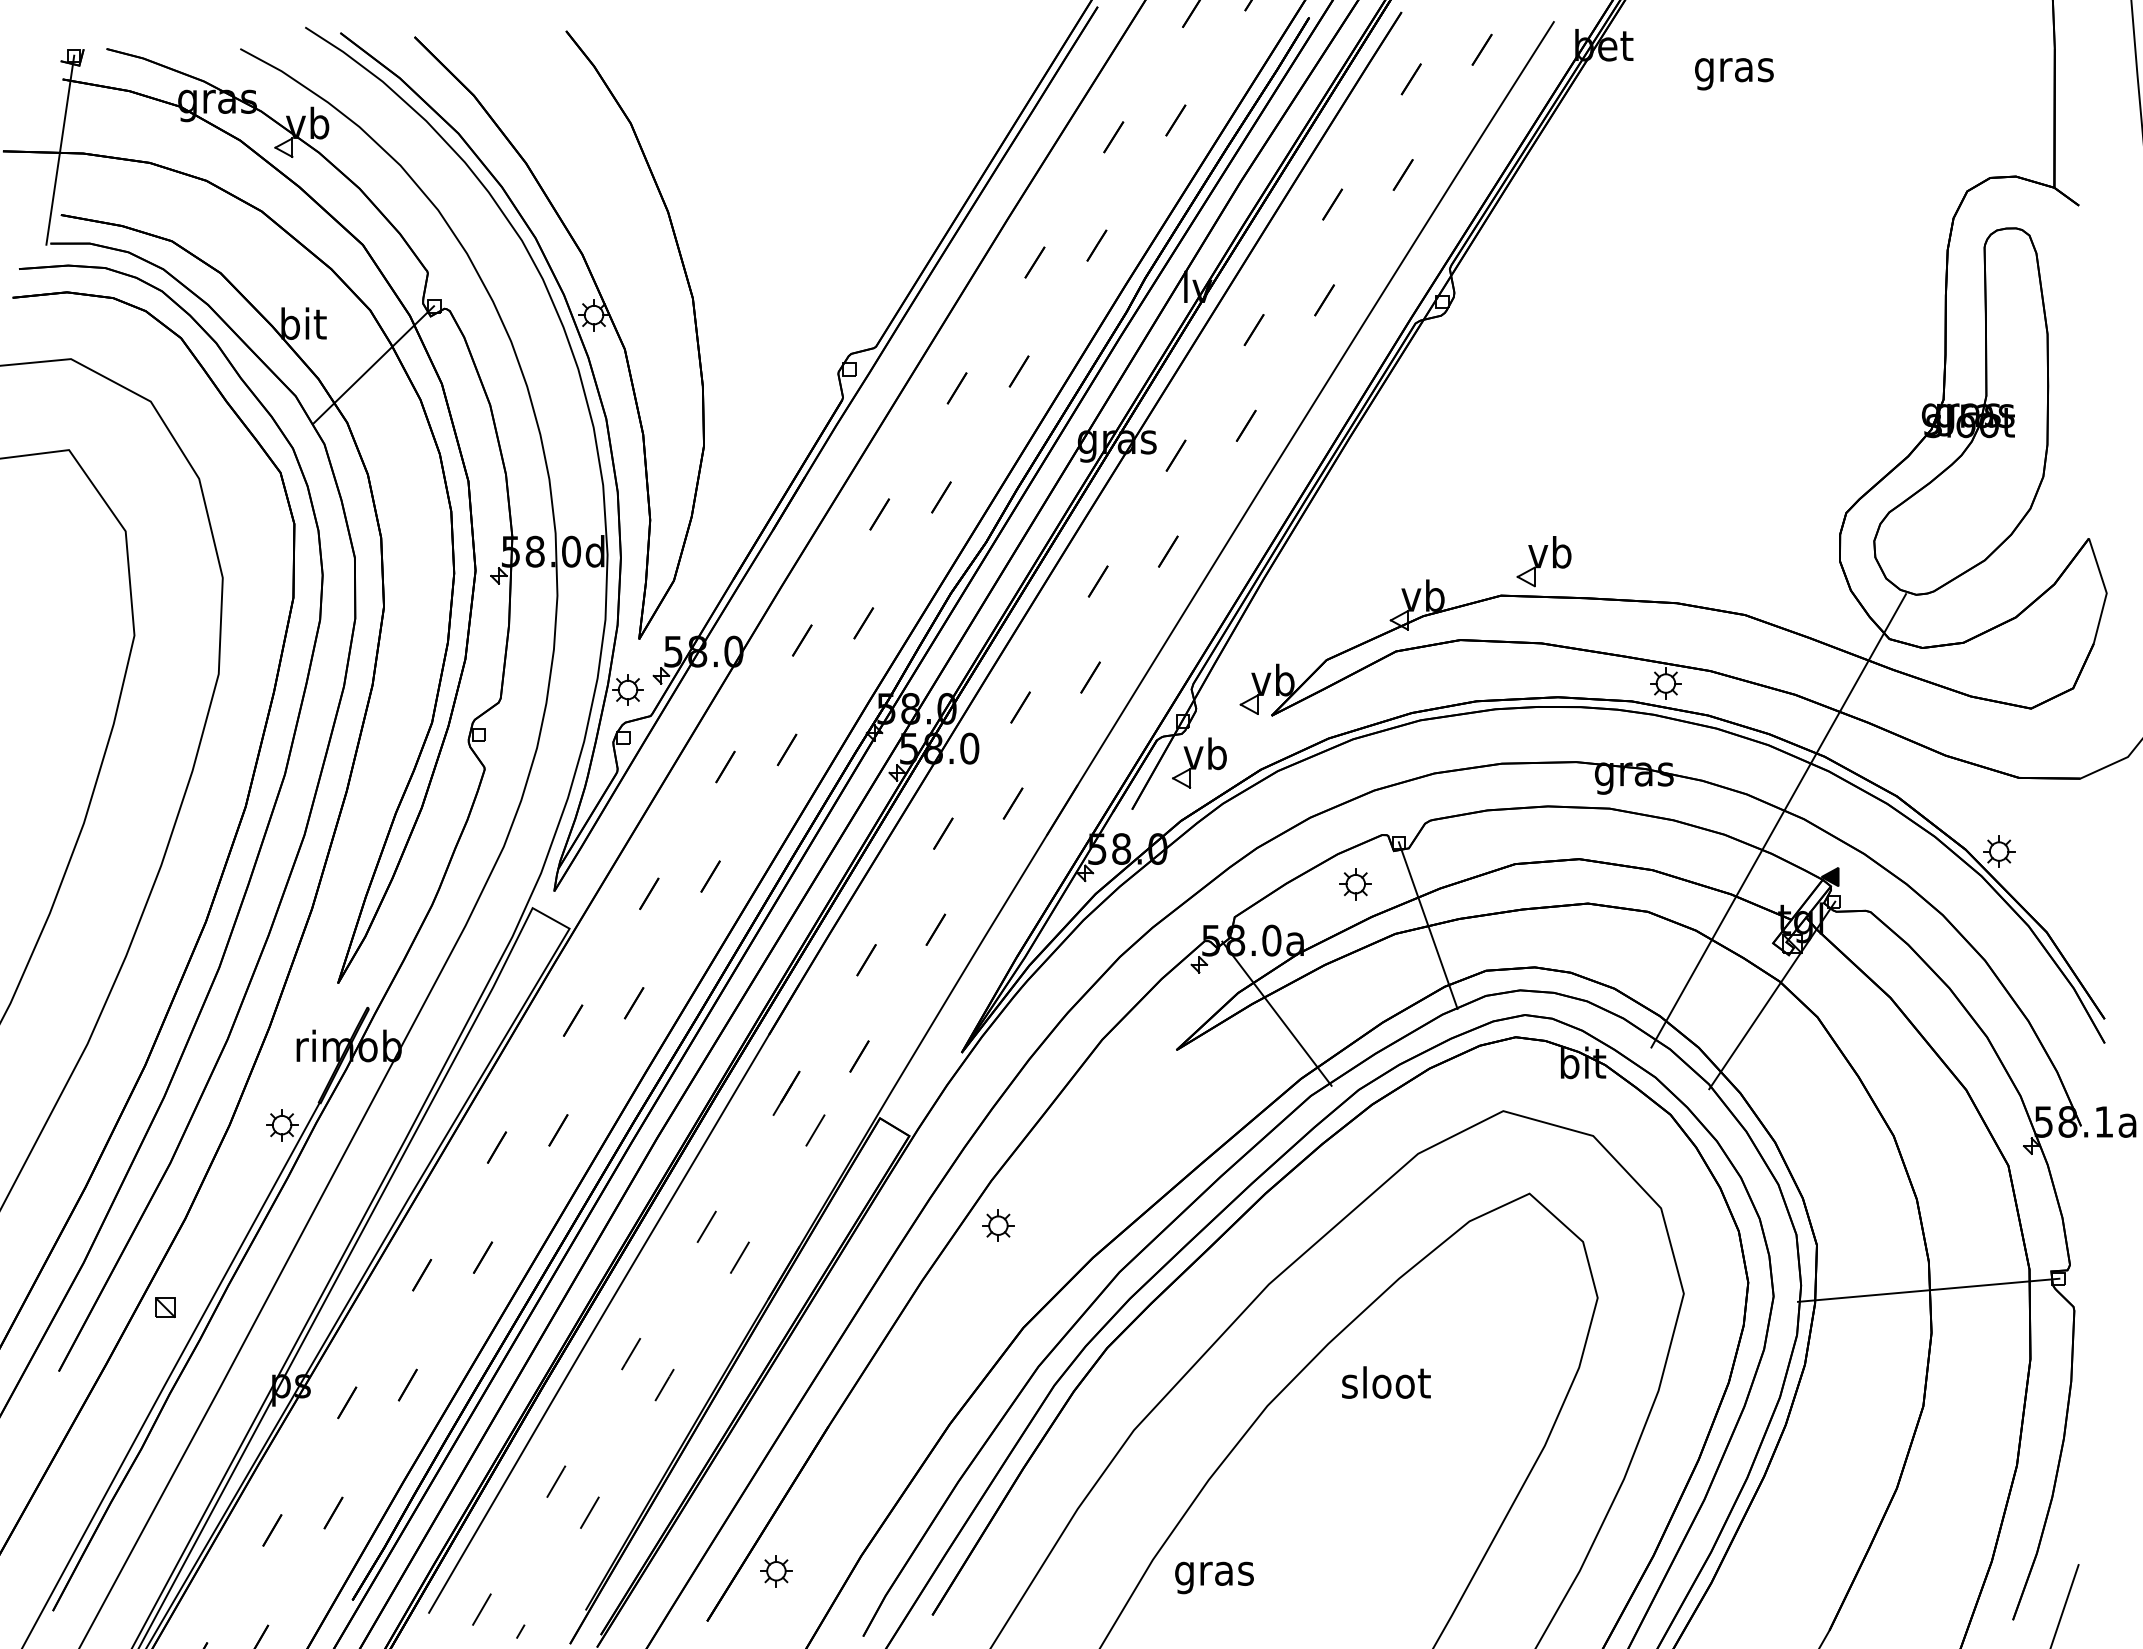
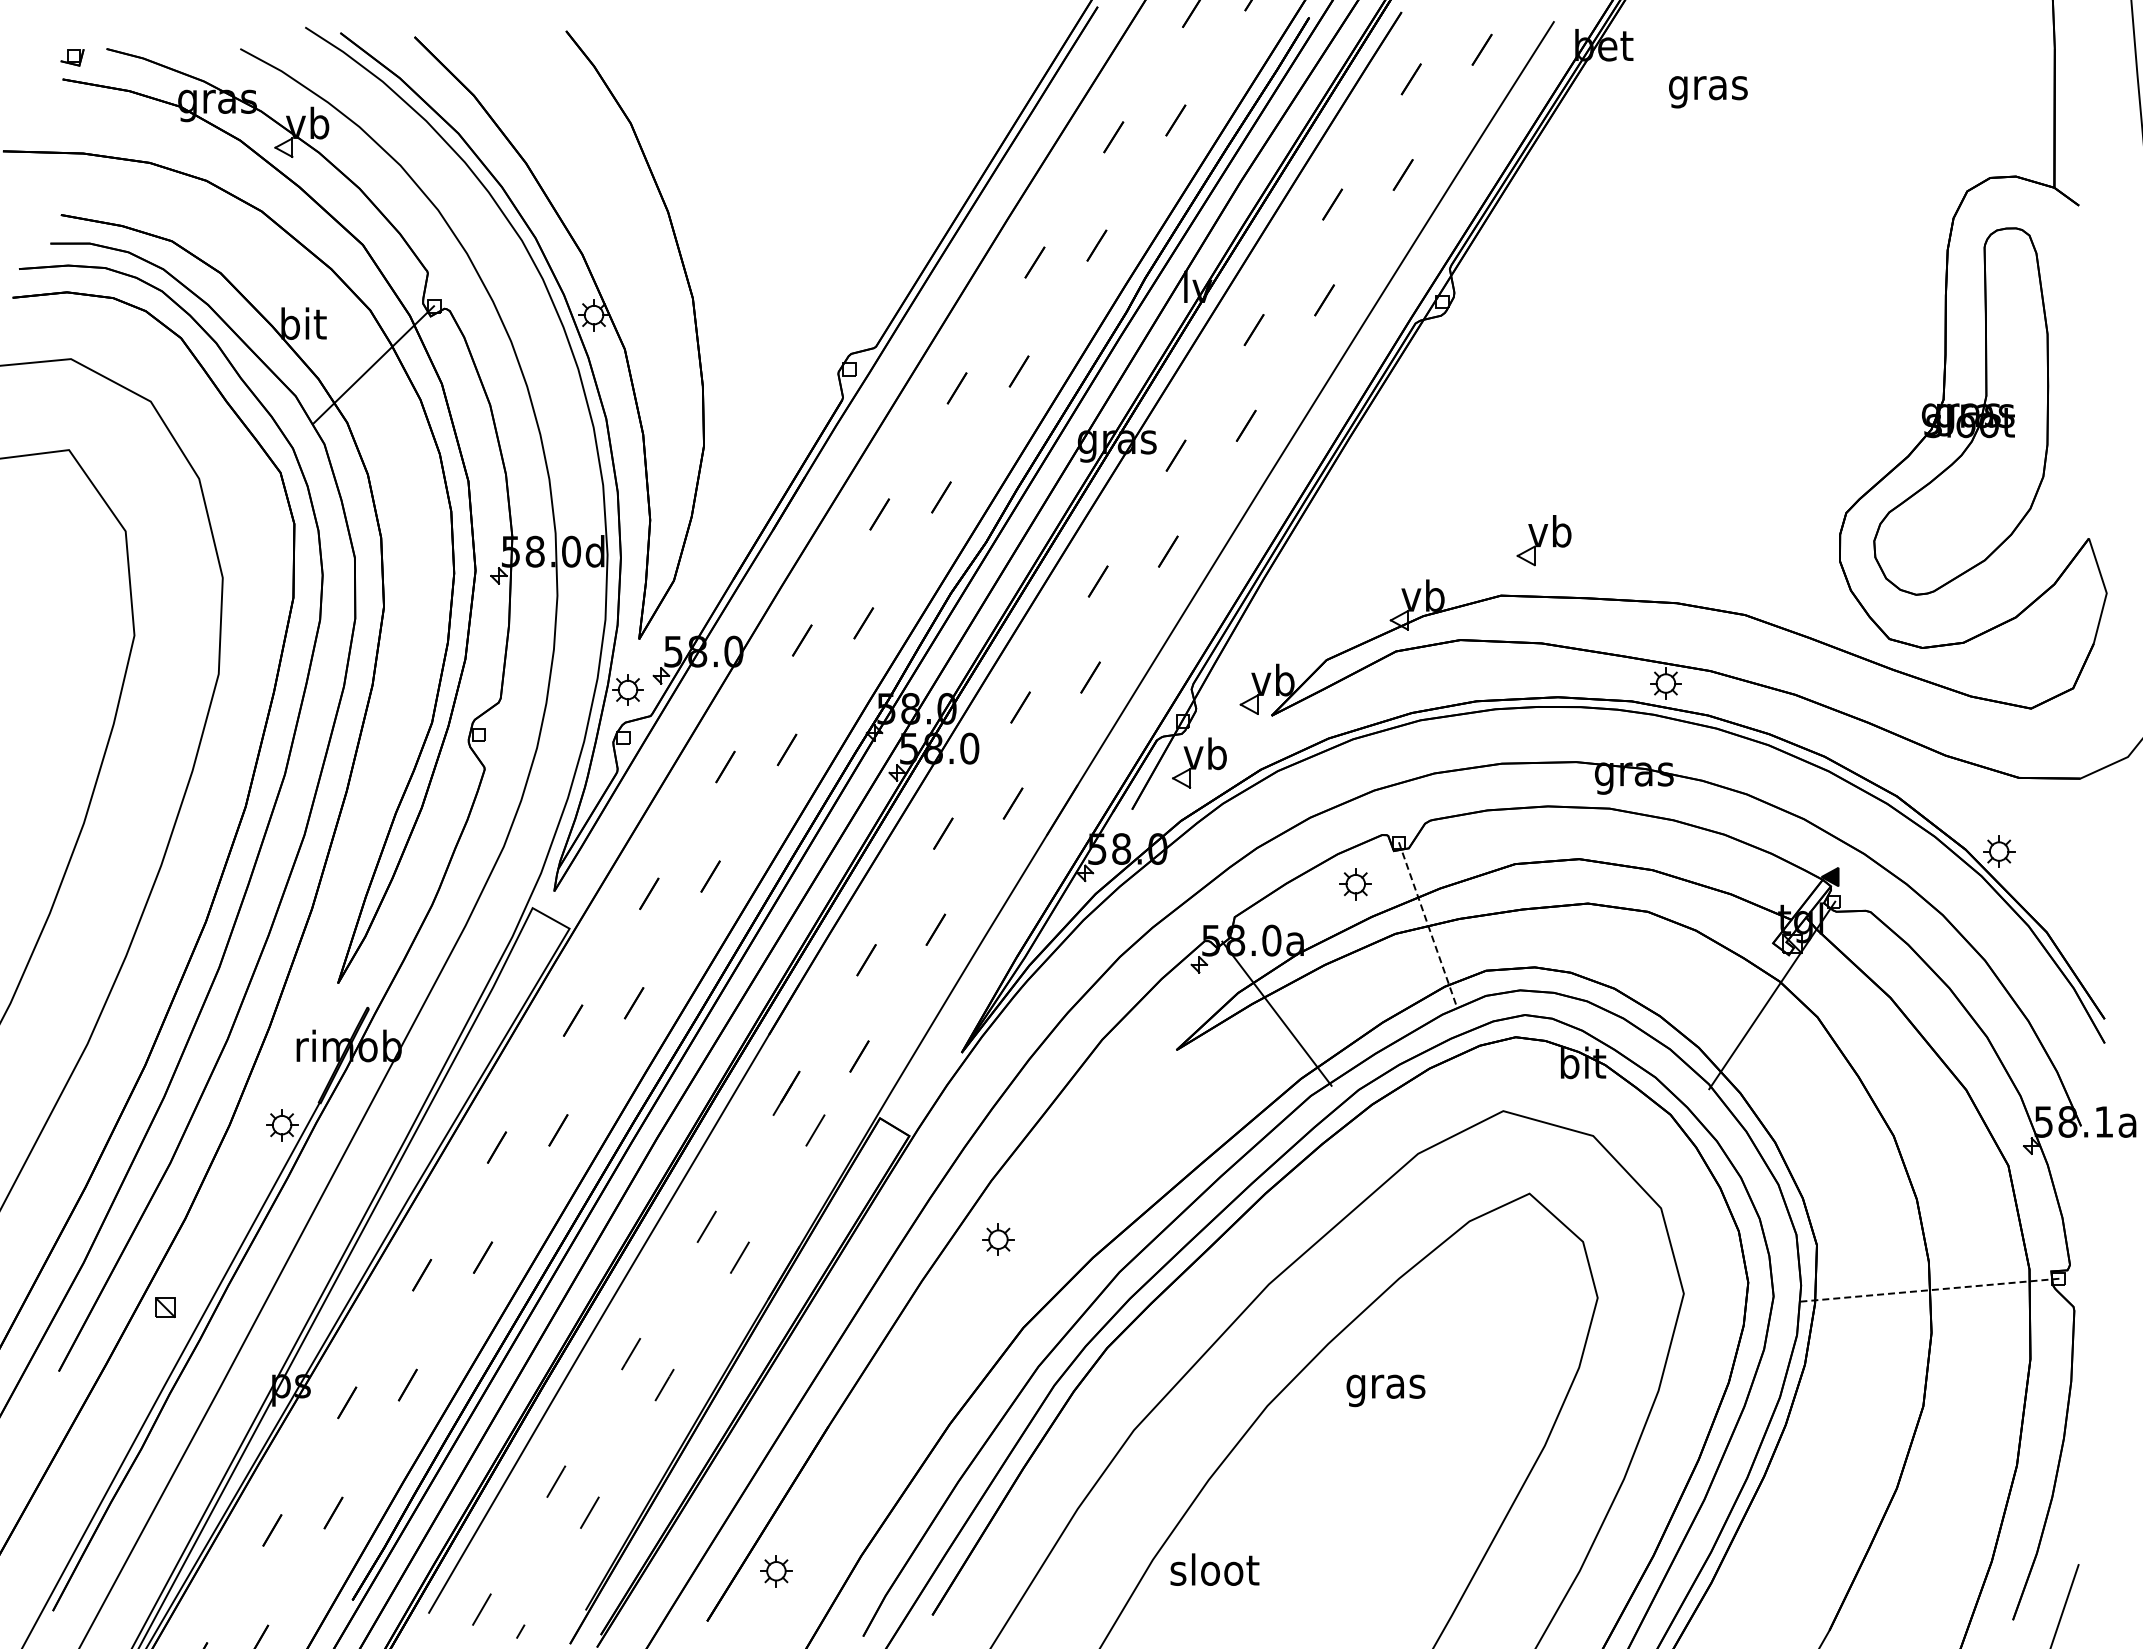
text position: (1734, 74) -> (1708, 92) (1708, 92)
line: present -> none (60, 149)
part position: (1543, 561) -> (1543, 540) (1543, 540)
line: present -> none (1778, 820)
line: solid -> dashed (1428, 926)
part position: (998, 1225) -> (998, 1239) (998, 1239)
line: solid -> dashed (1928, 1290)
text: sloot -> gras (1386, 1386)
text: gras -> sloot (1214, 1573)
